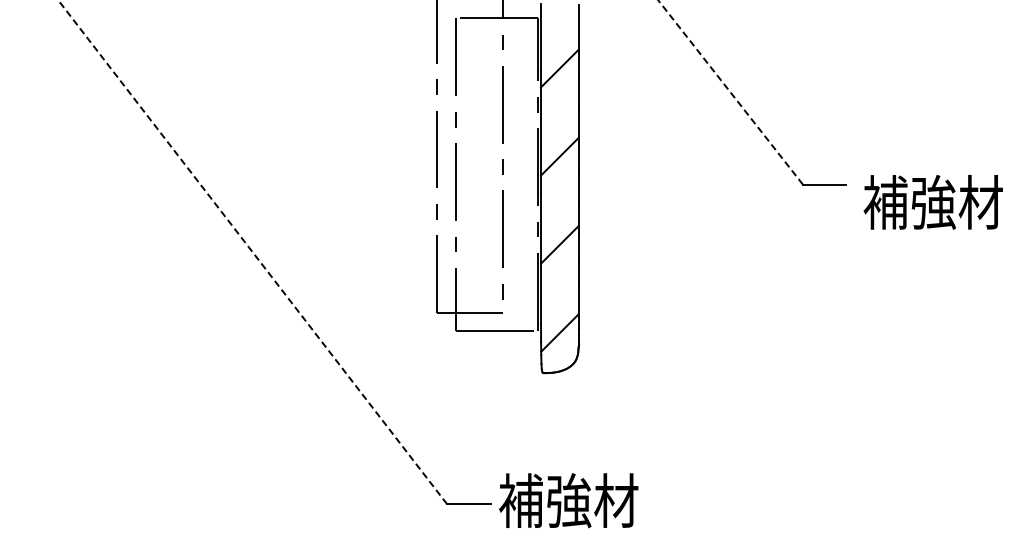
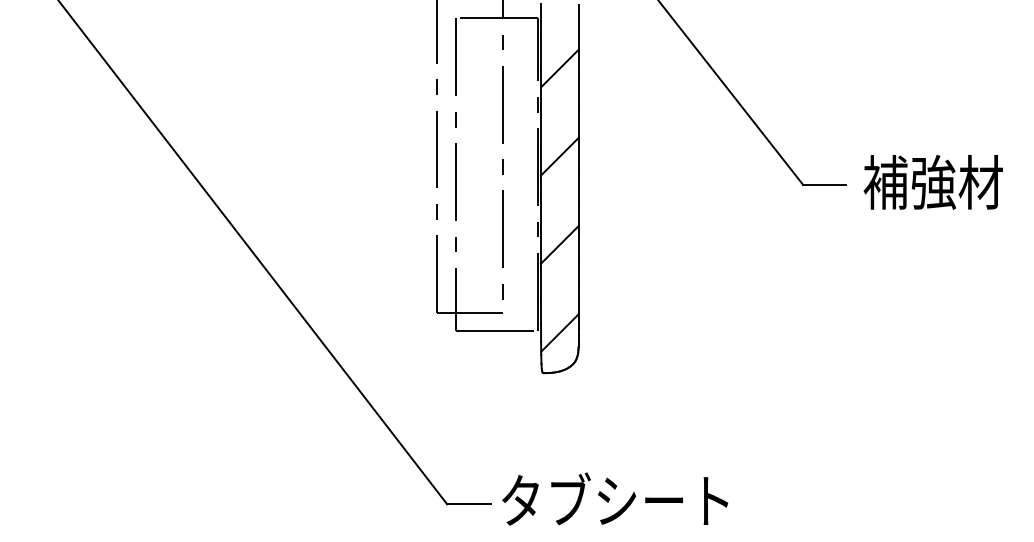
line: dashed -> solid (730, 92)
text position: (932, 202) -> (932, 182) (932, 182)
line: dashed -> solid (252, 251)
text: 補強材 -> タブシート (613, 500)
